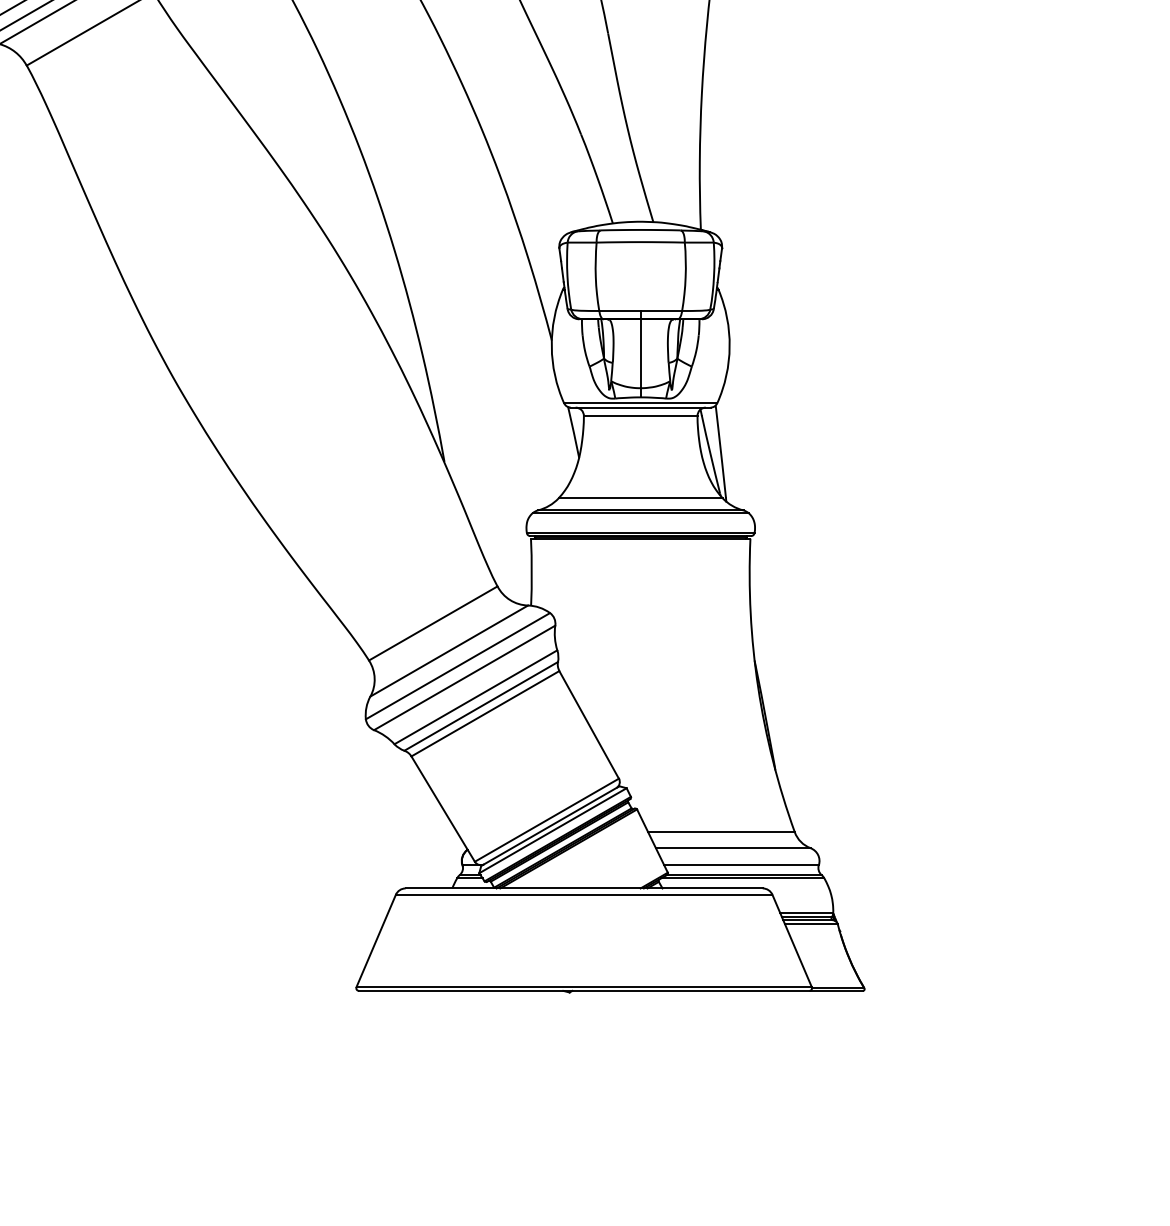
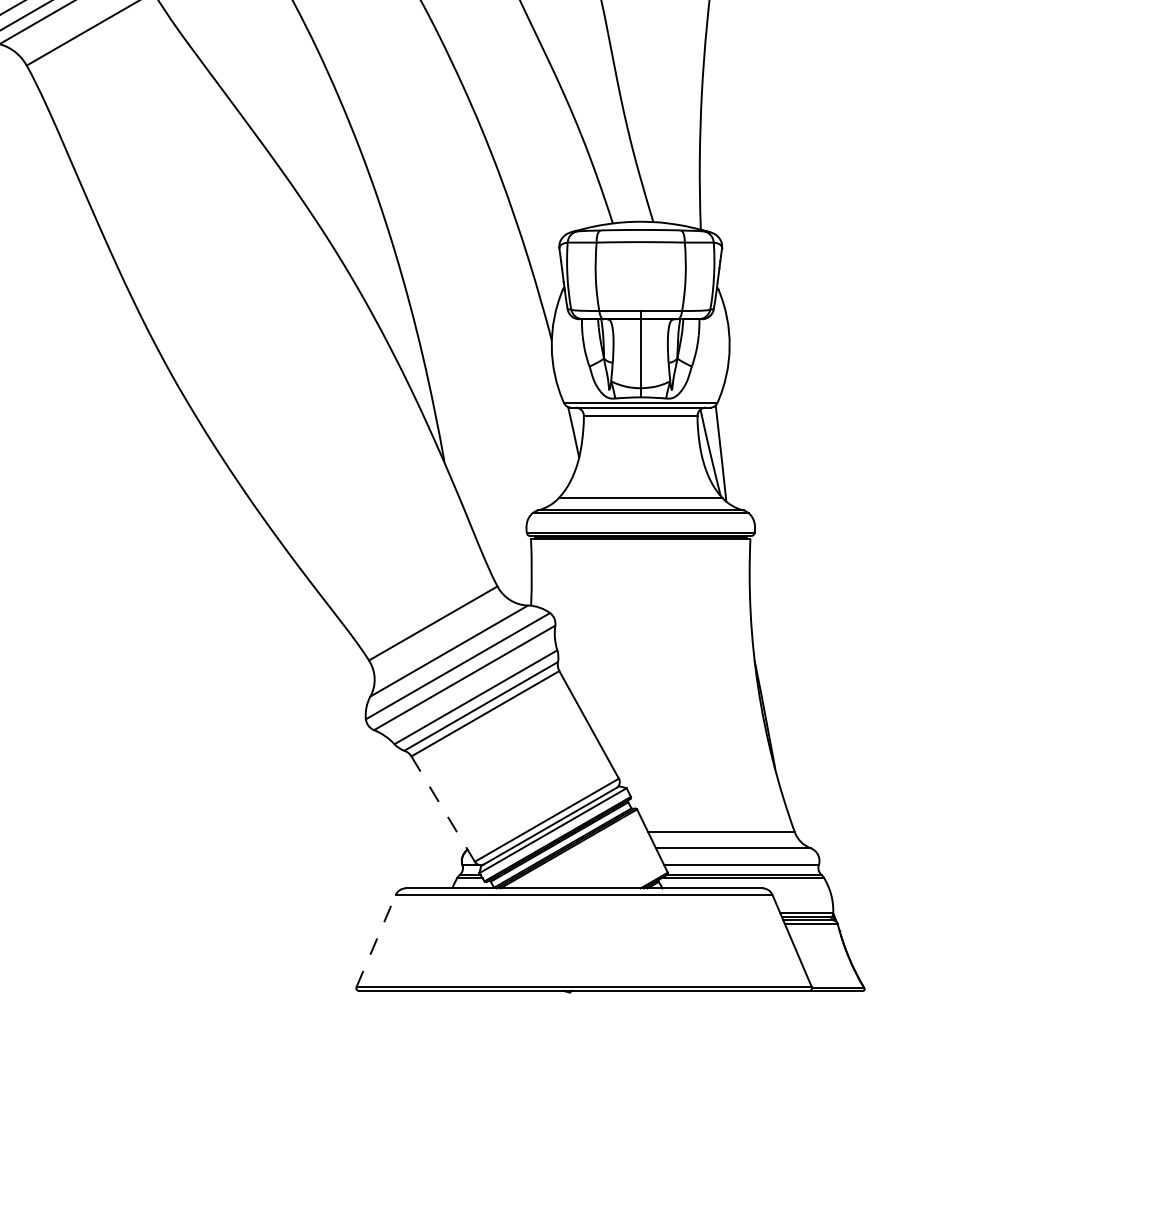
line: solid -> dashed (443, 809)
line: solid -> dashed (376, 940)
